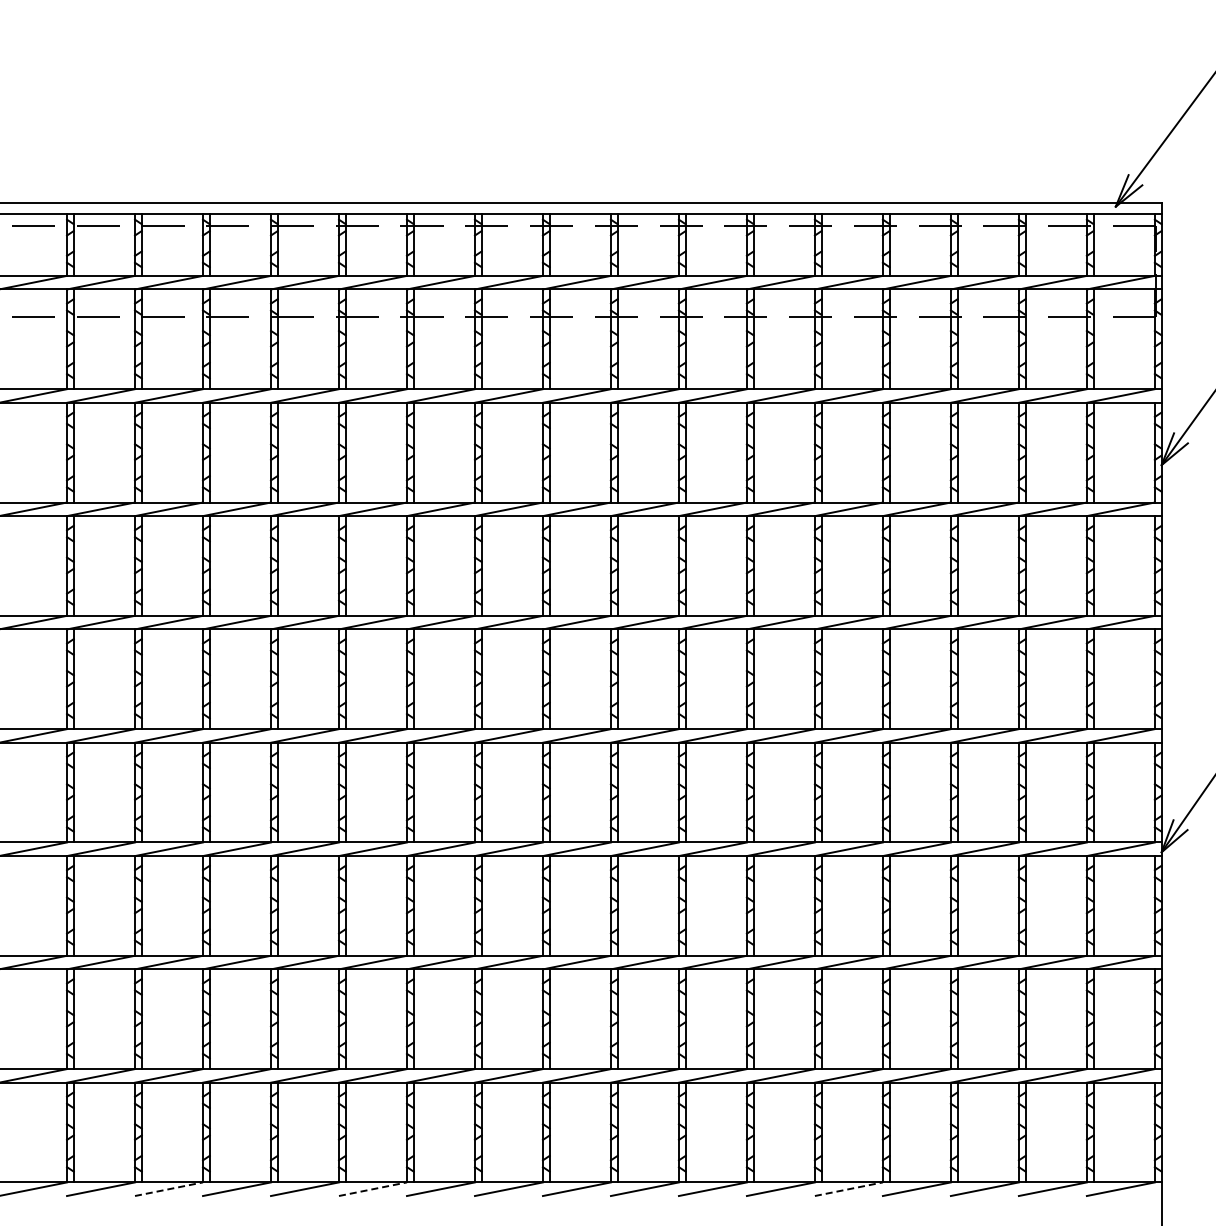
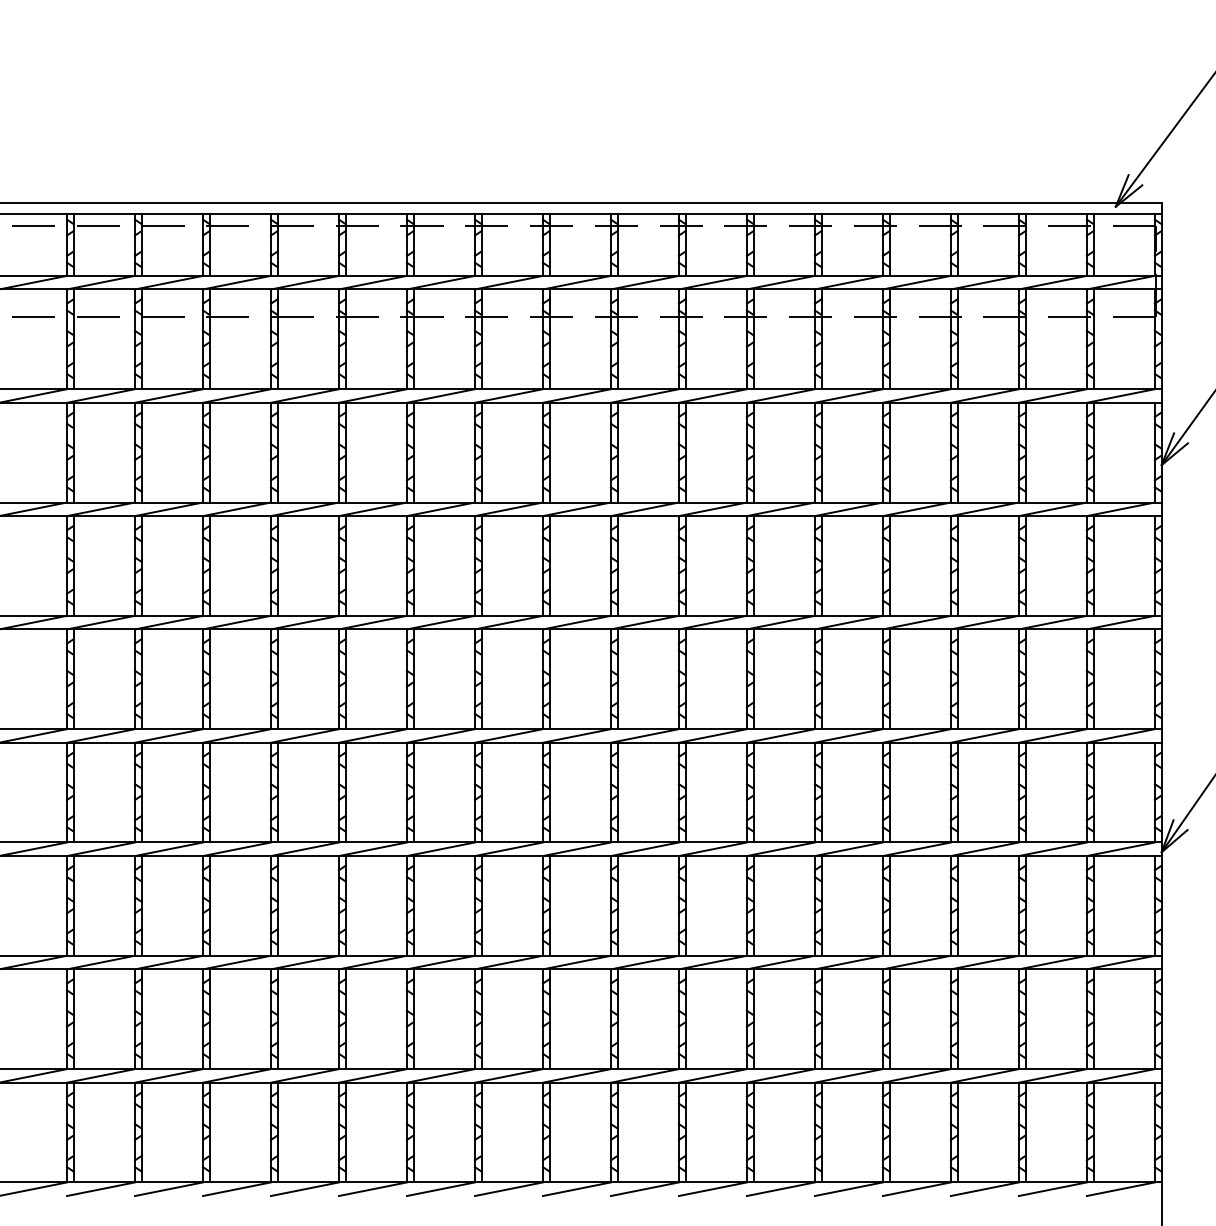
line: dashed -> solid (169, 1189)
line: dashed -> solid (372, 1189)
line: dashed -> solid (848, 1189)
